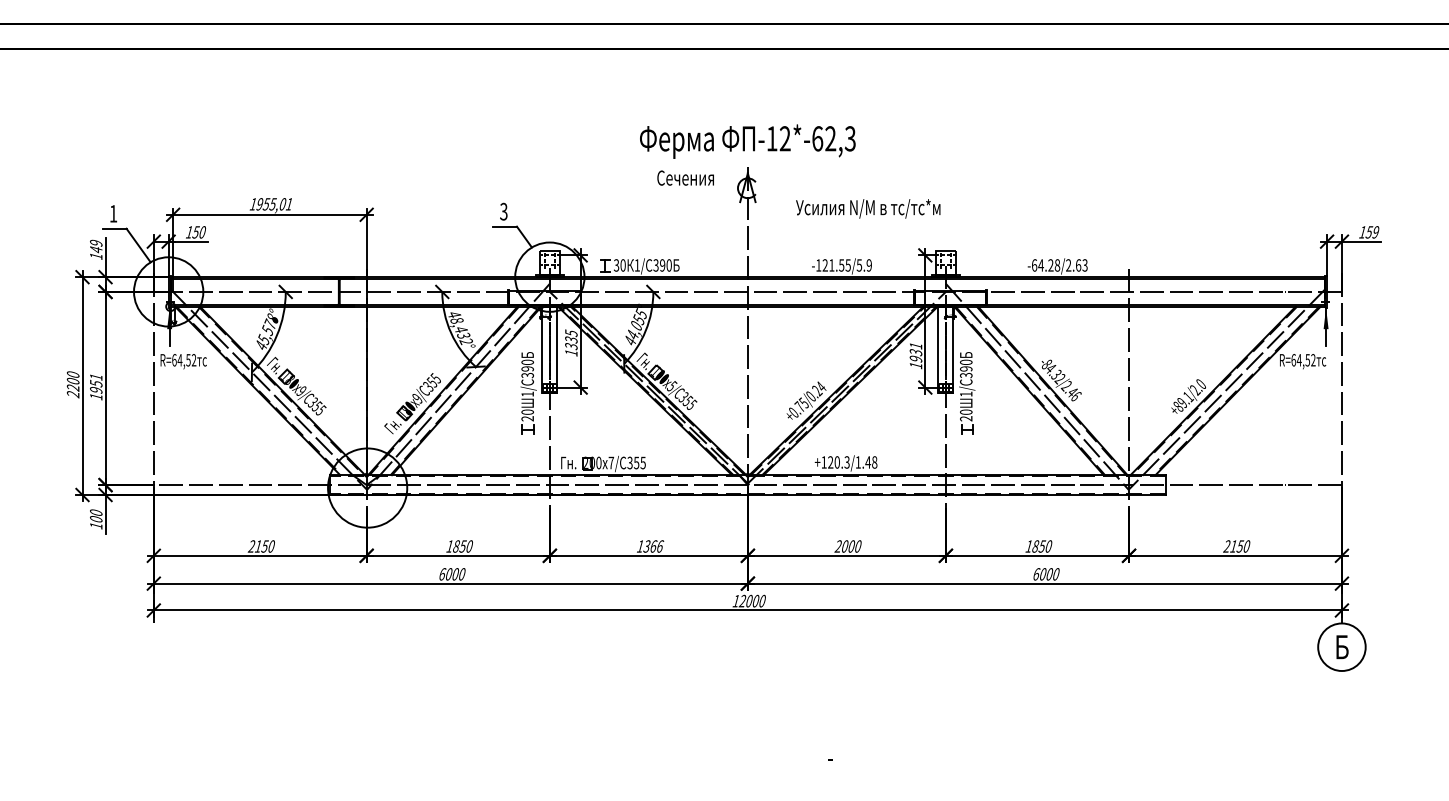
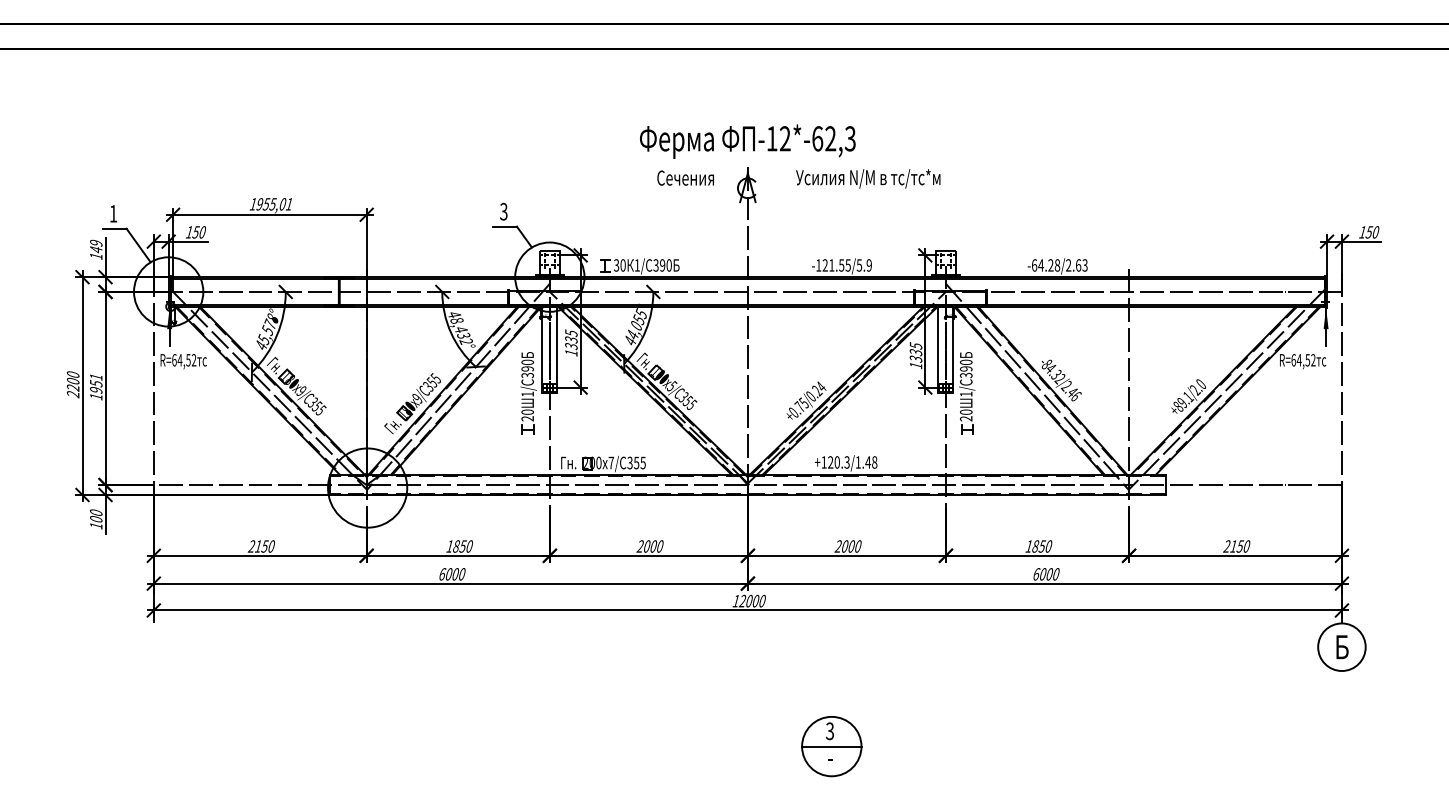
text position: (868, 208) -> (868, 178) (868, 178)
text: 159 -> 150 (1375, 232)
text: 1931 -> 1335 (915, 352)
text: 1366 -> 2000 (650, 546)
part: none -> present (831, 746)
